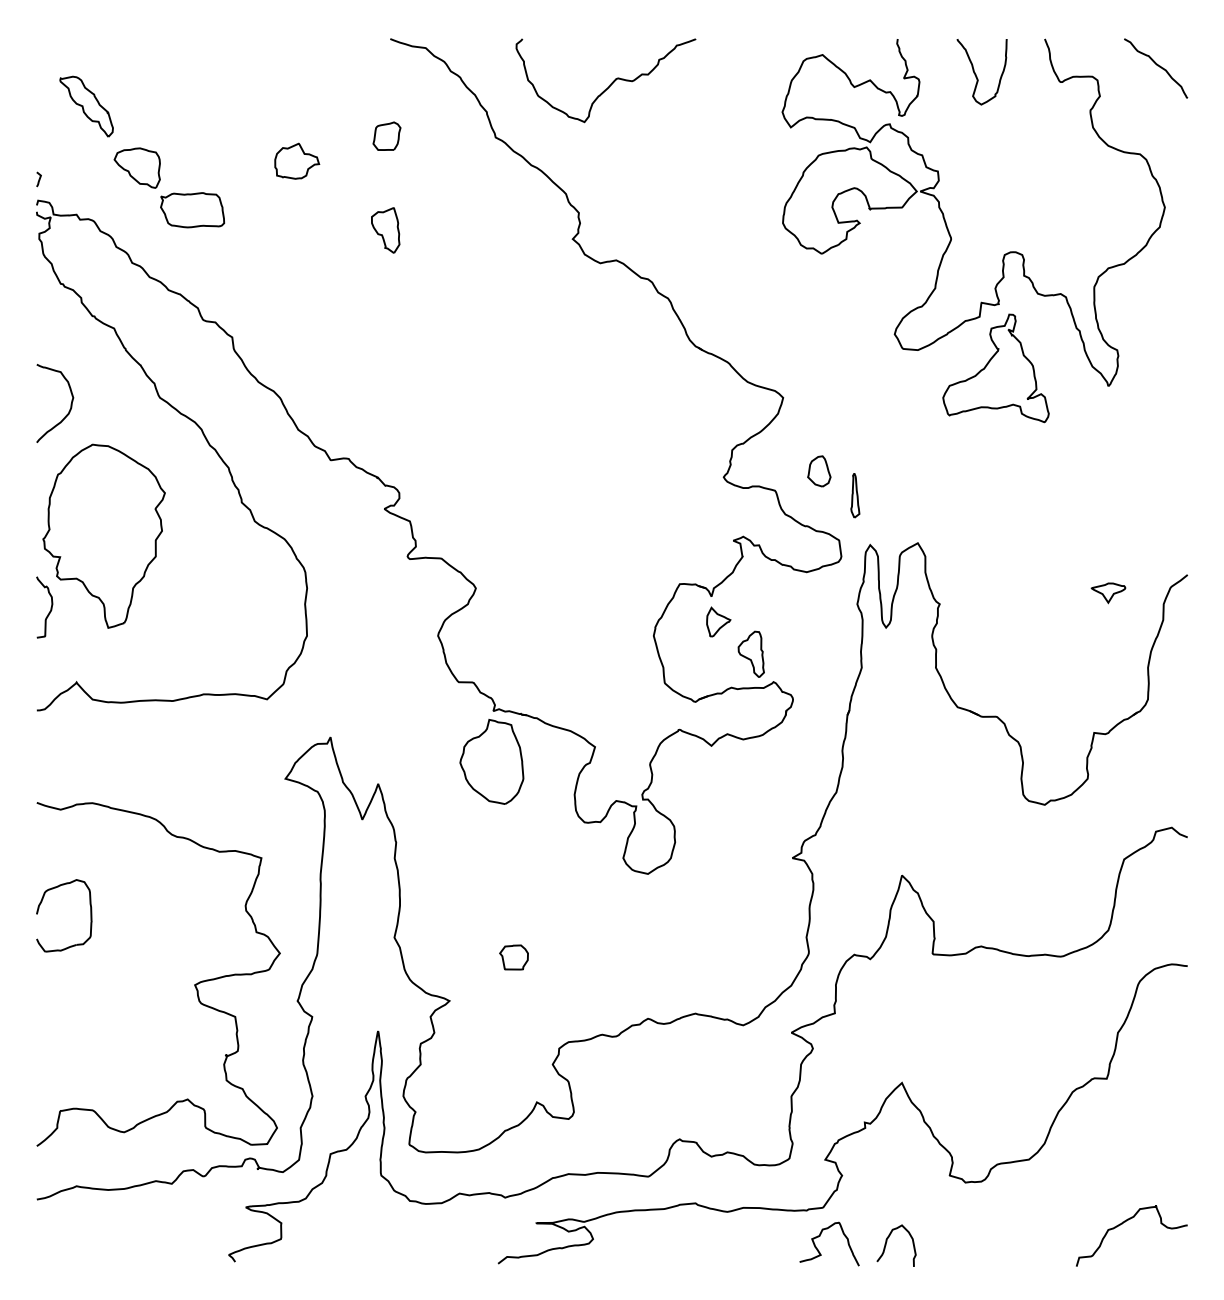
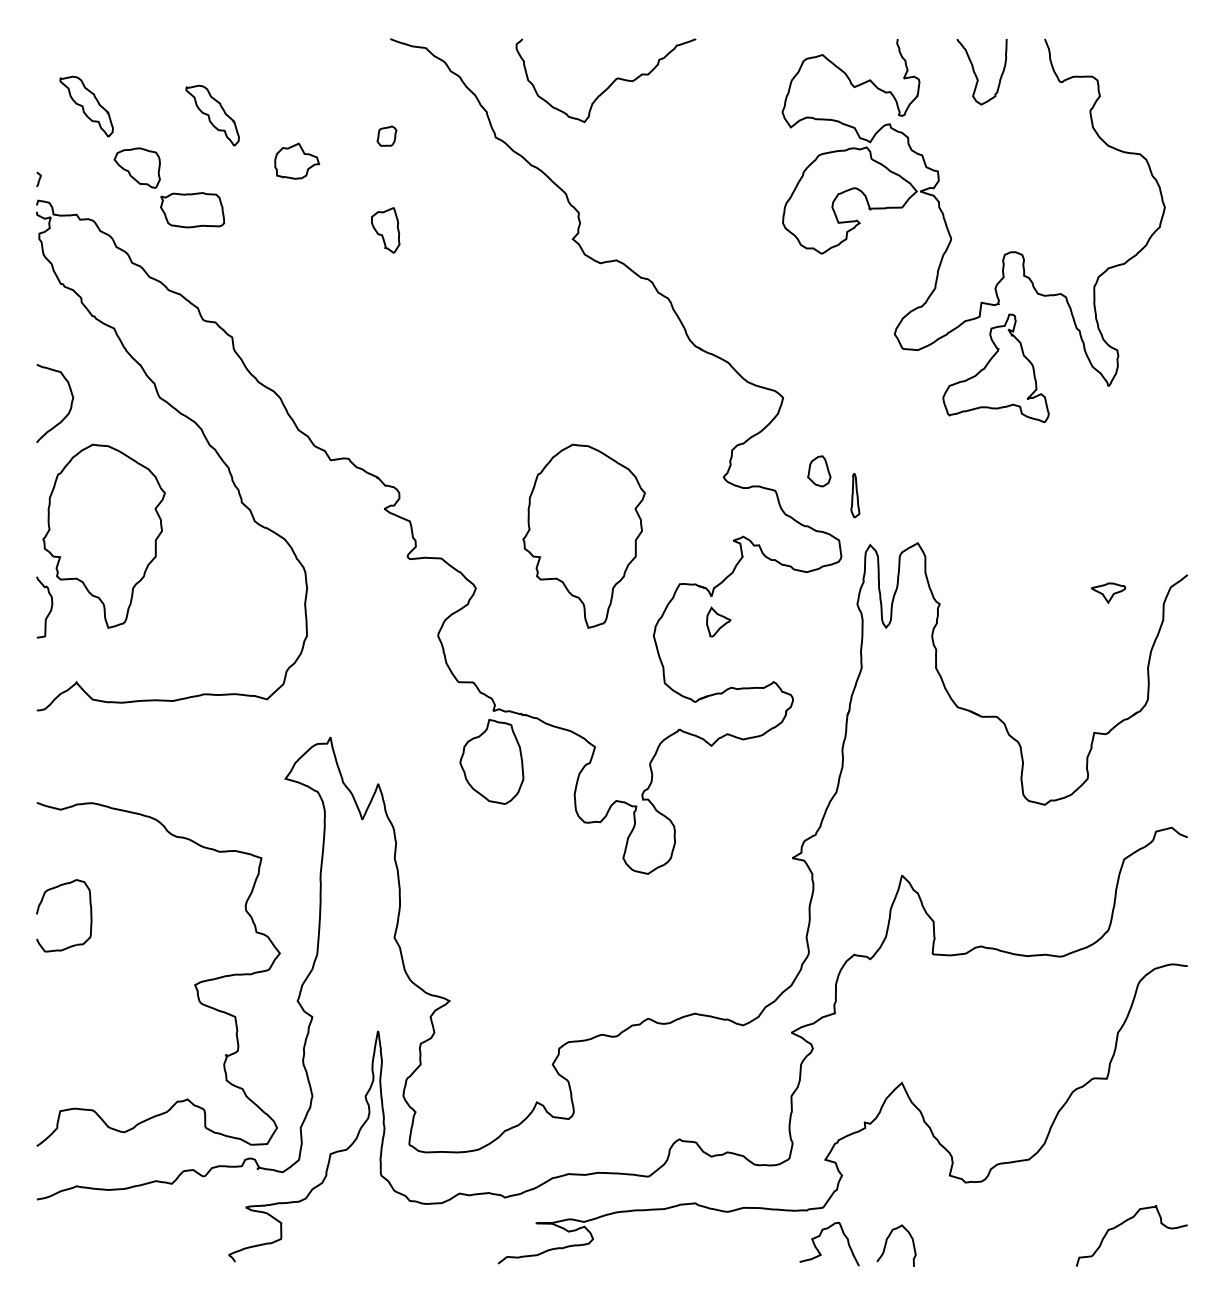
curve: present -> none (1157, 66)
part: none -> present (212, 115)
part size: 30x30 px -> 22x22 px (386, 135)
part: none -> present (583, 535)
part: present -> none (750, 653)
part: present -> none (513, 957)
